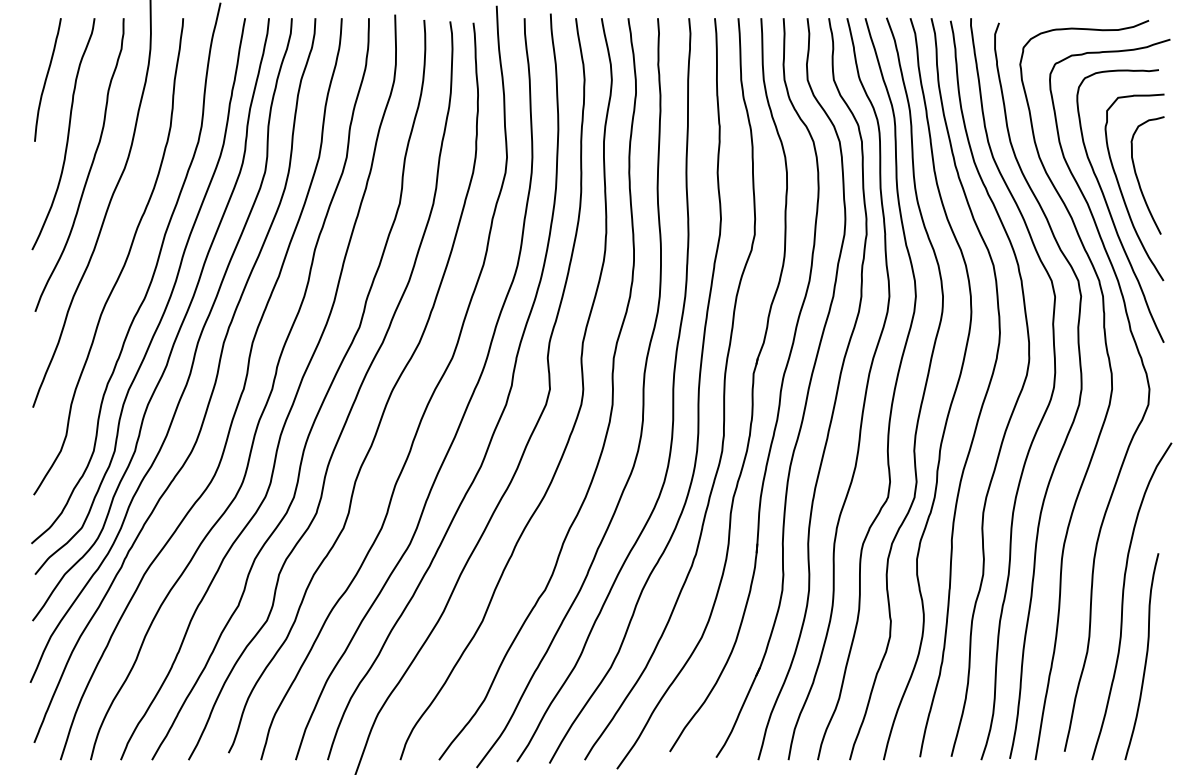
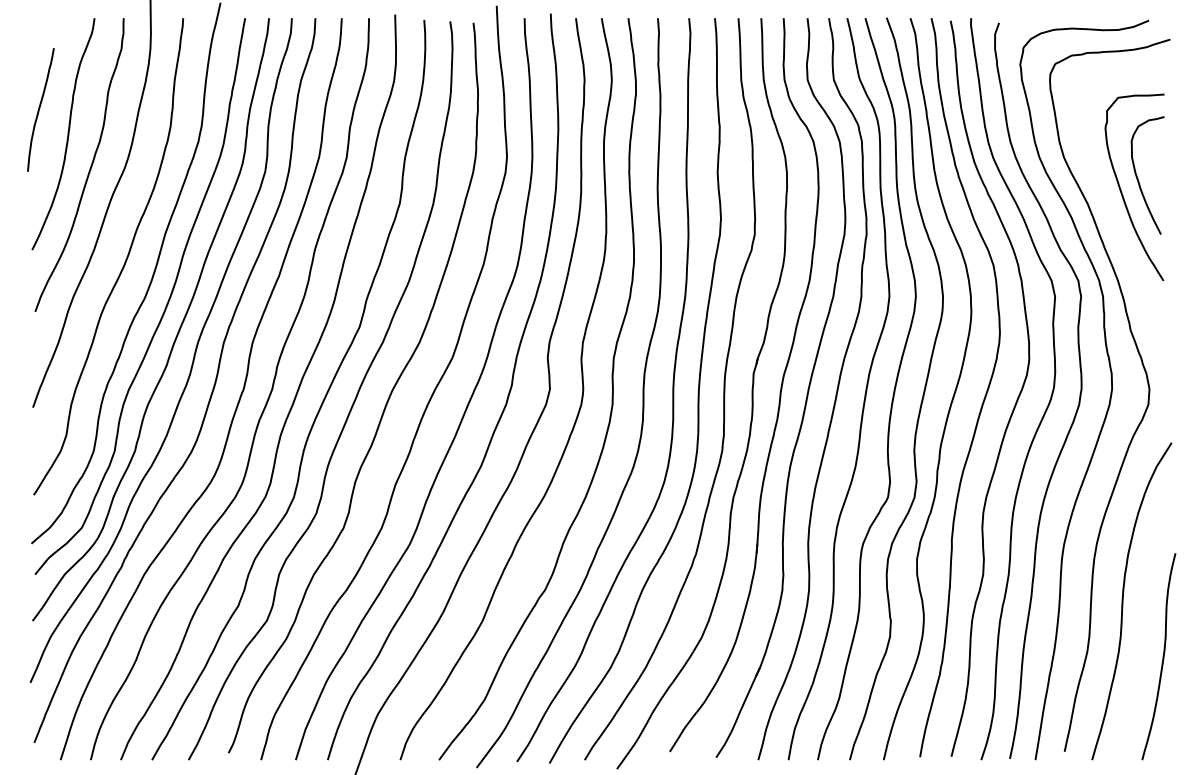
curve position: (47, 78) -> (40, 108) (40, 108)
curve: present -> none (1109, 208)
curve position: (1145, 656) -> (1162, 656) (1162, 656)
